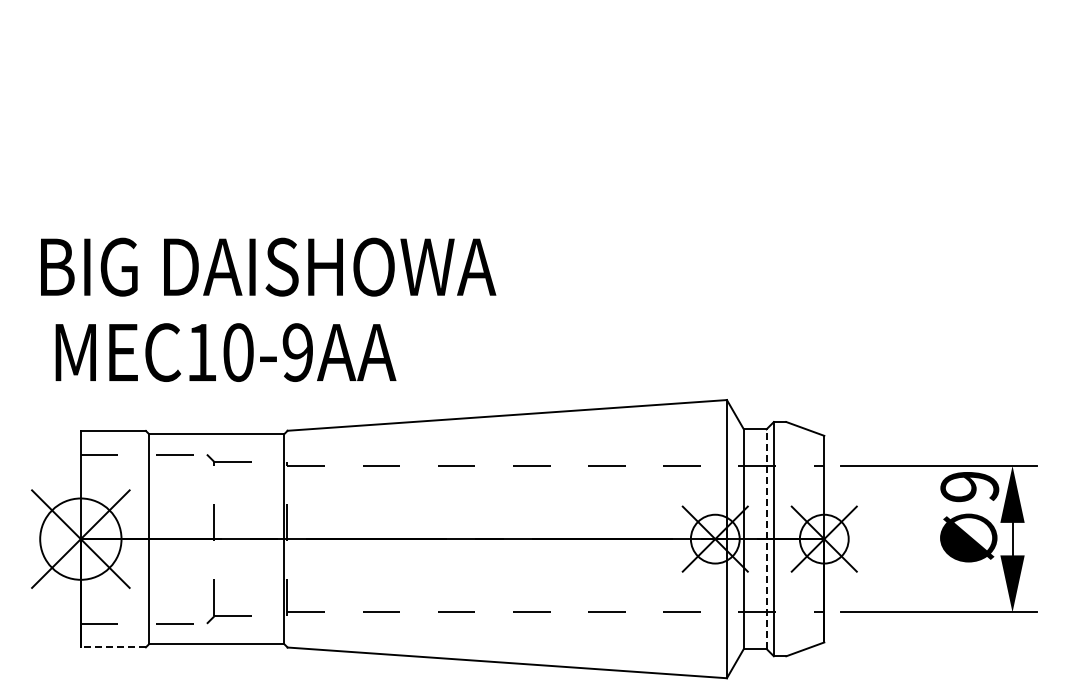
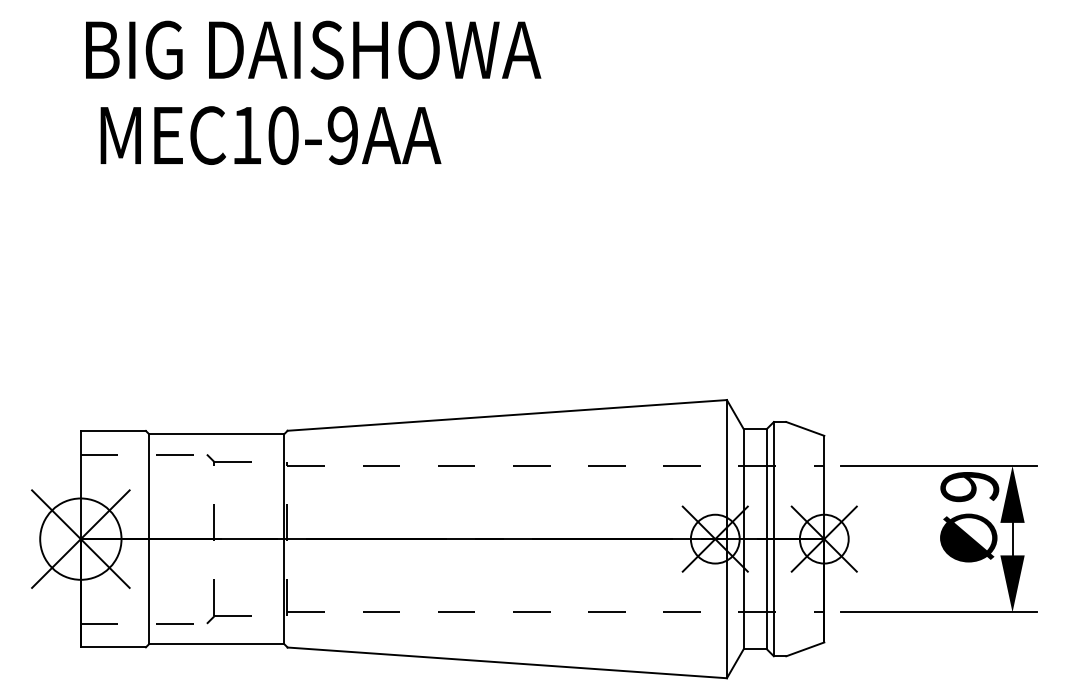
text position: (268, 309) -> (313, 92) (313, 92)
line: dashed -> solid (766, 539)
line: dashed -> solid (113, 647)
